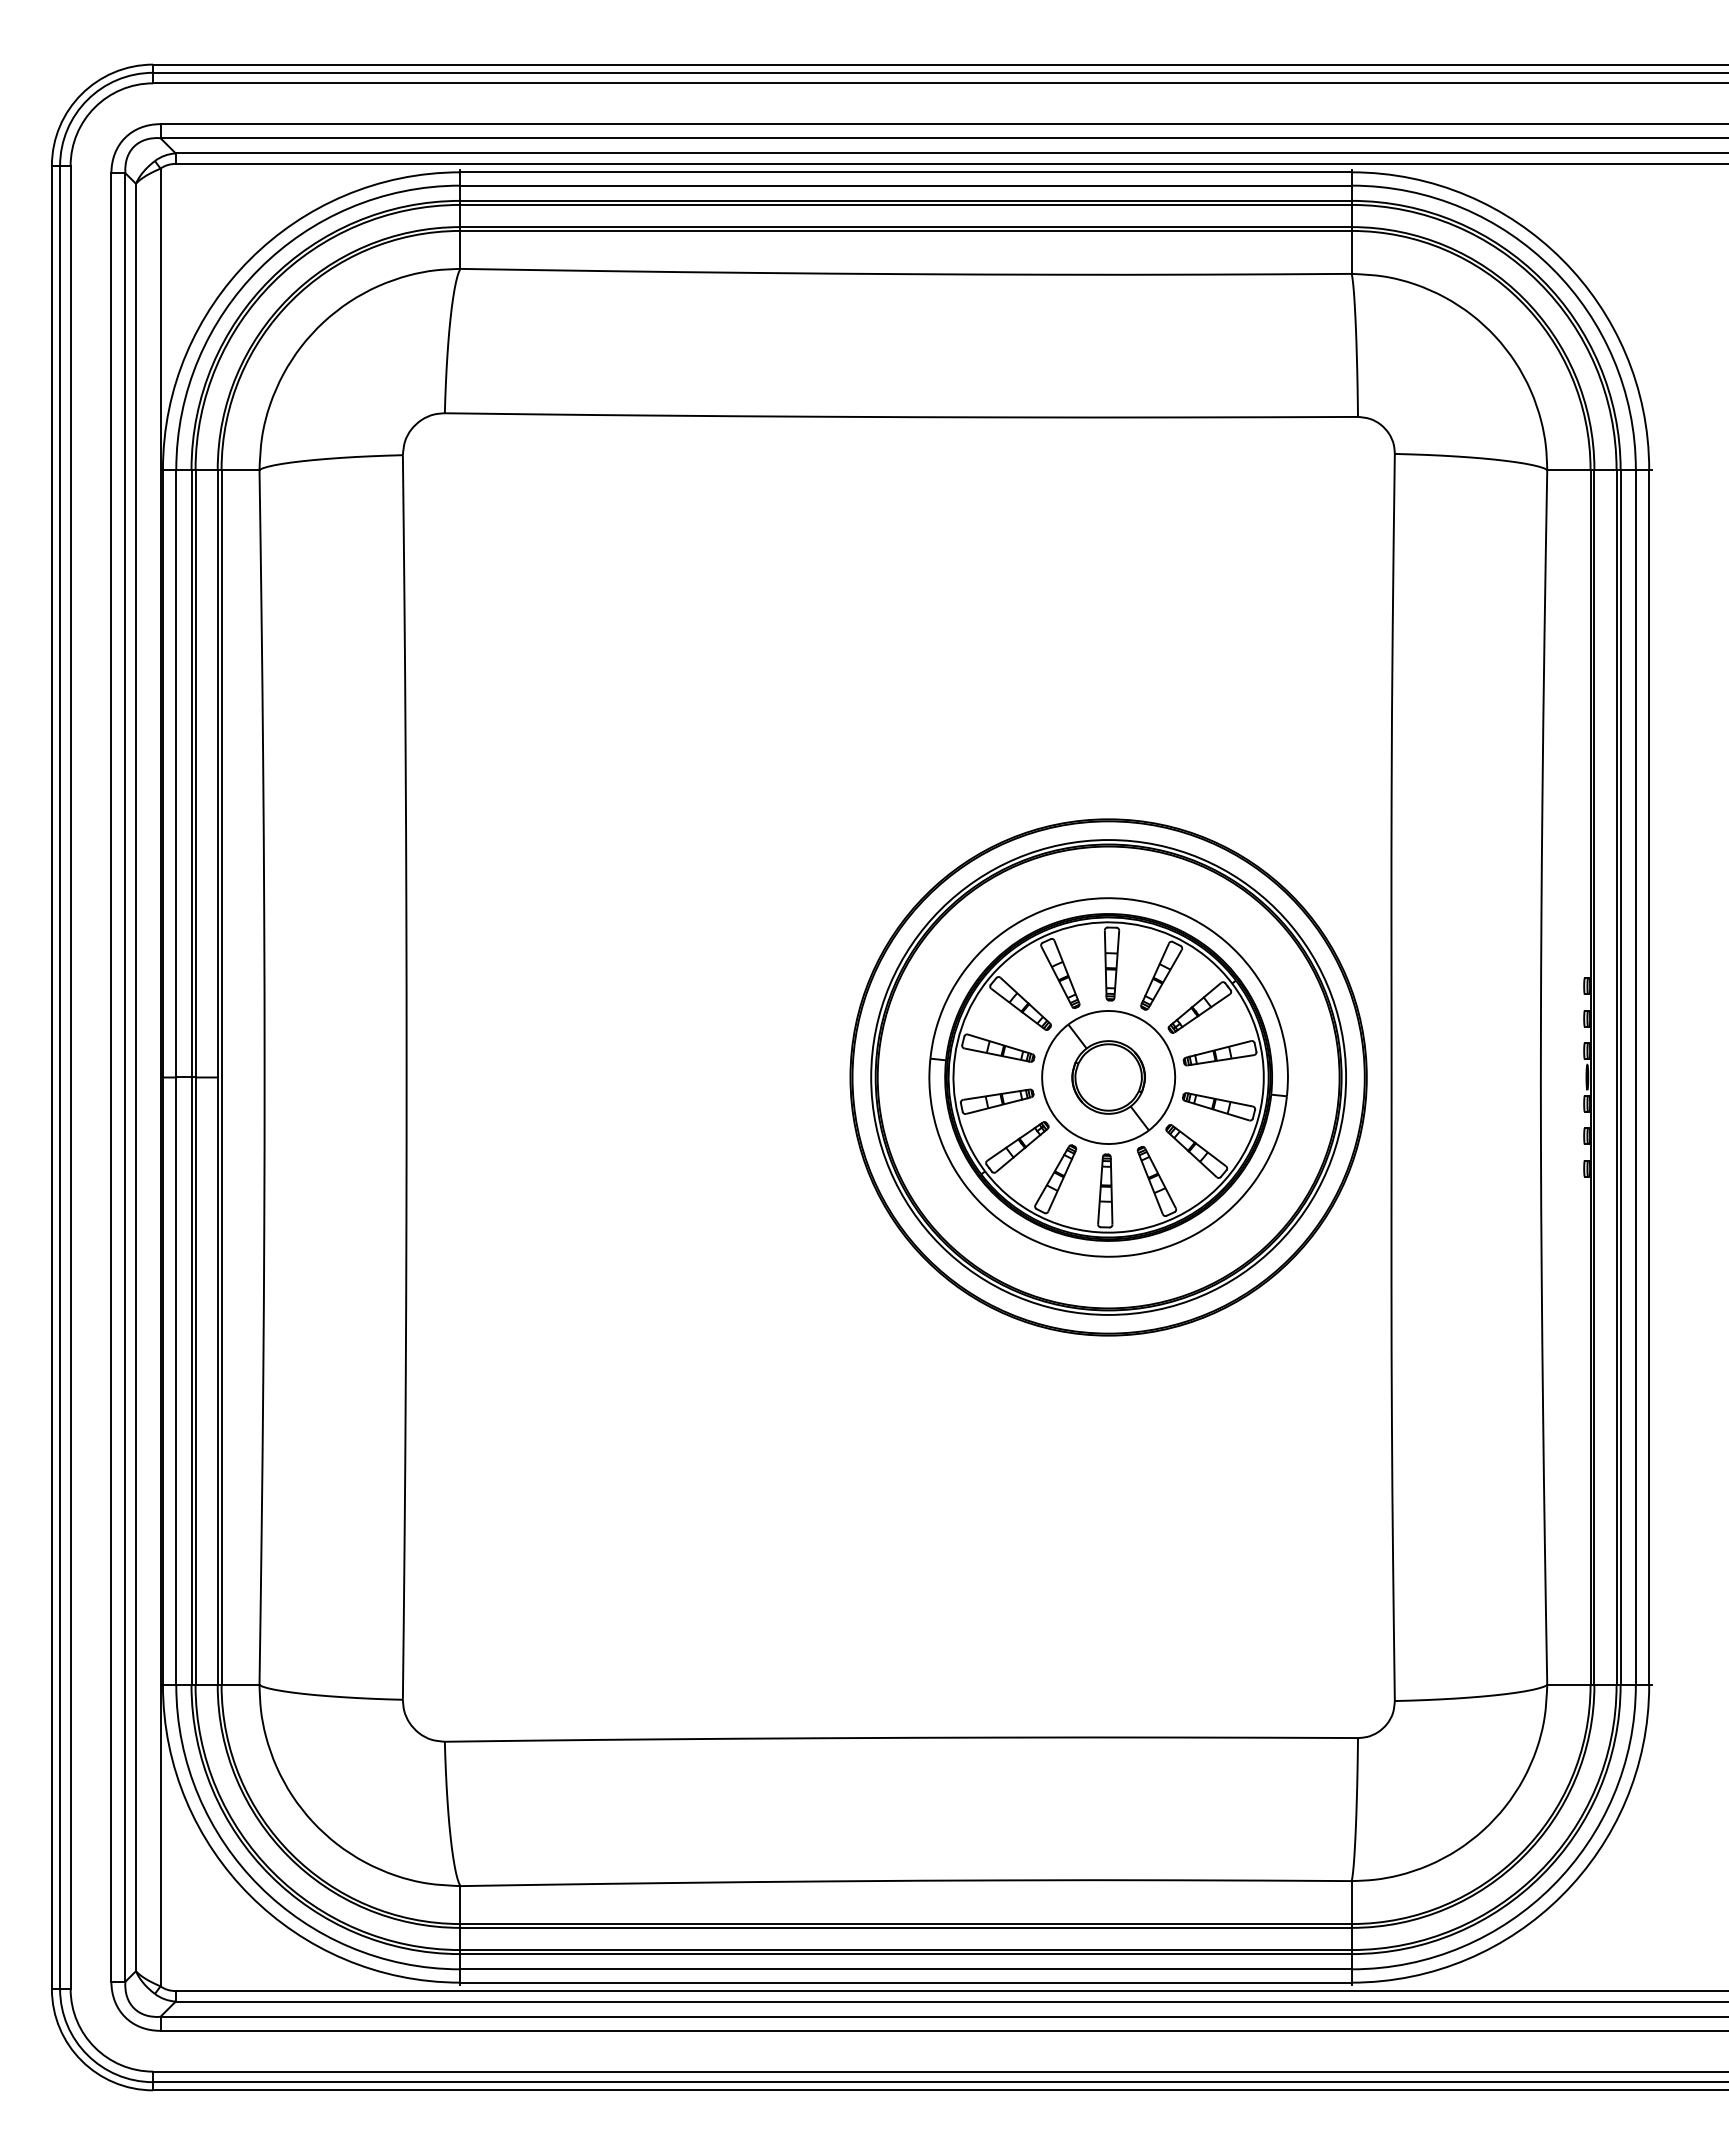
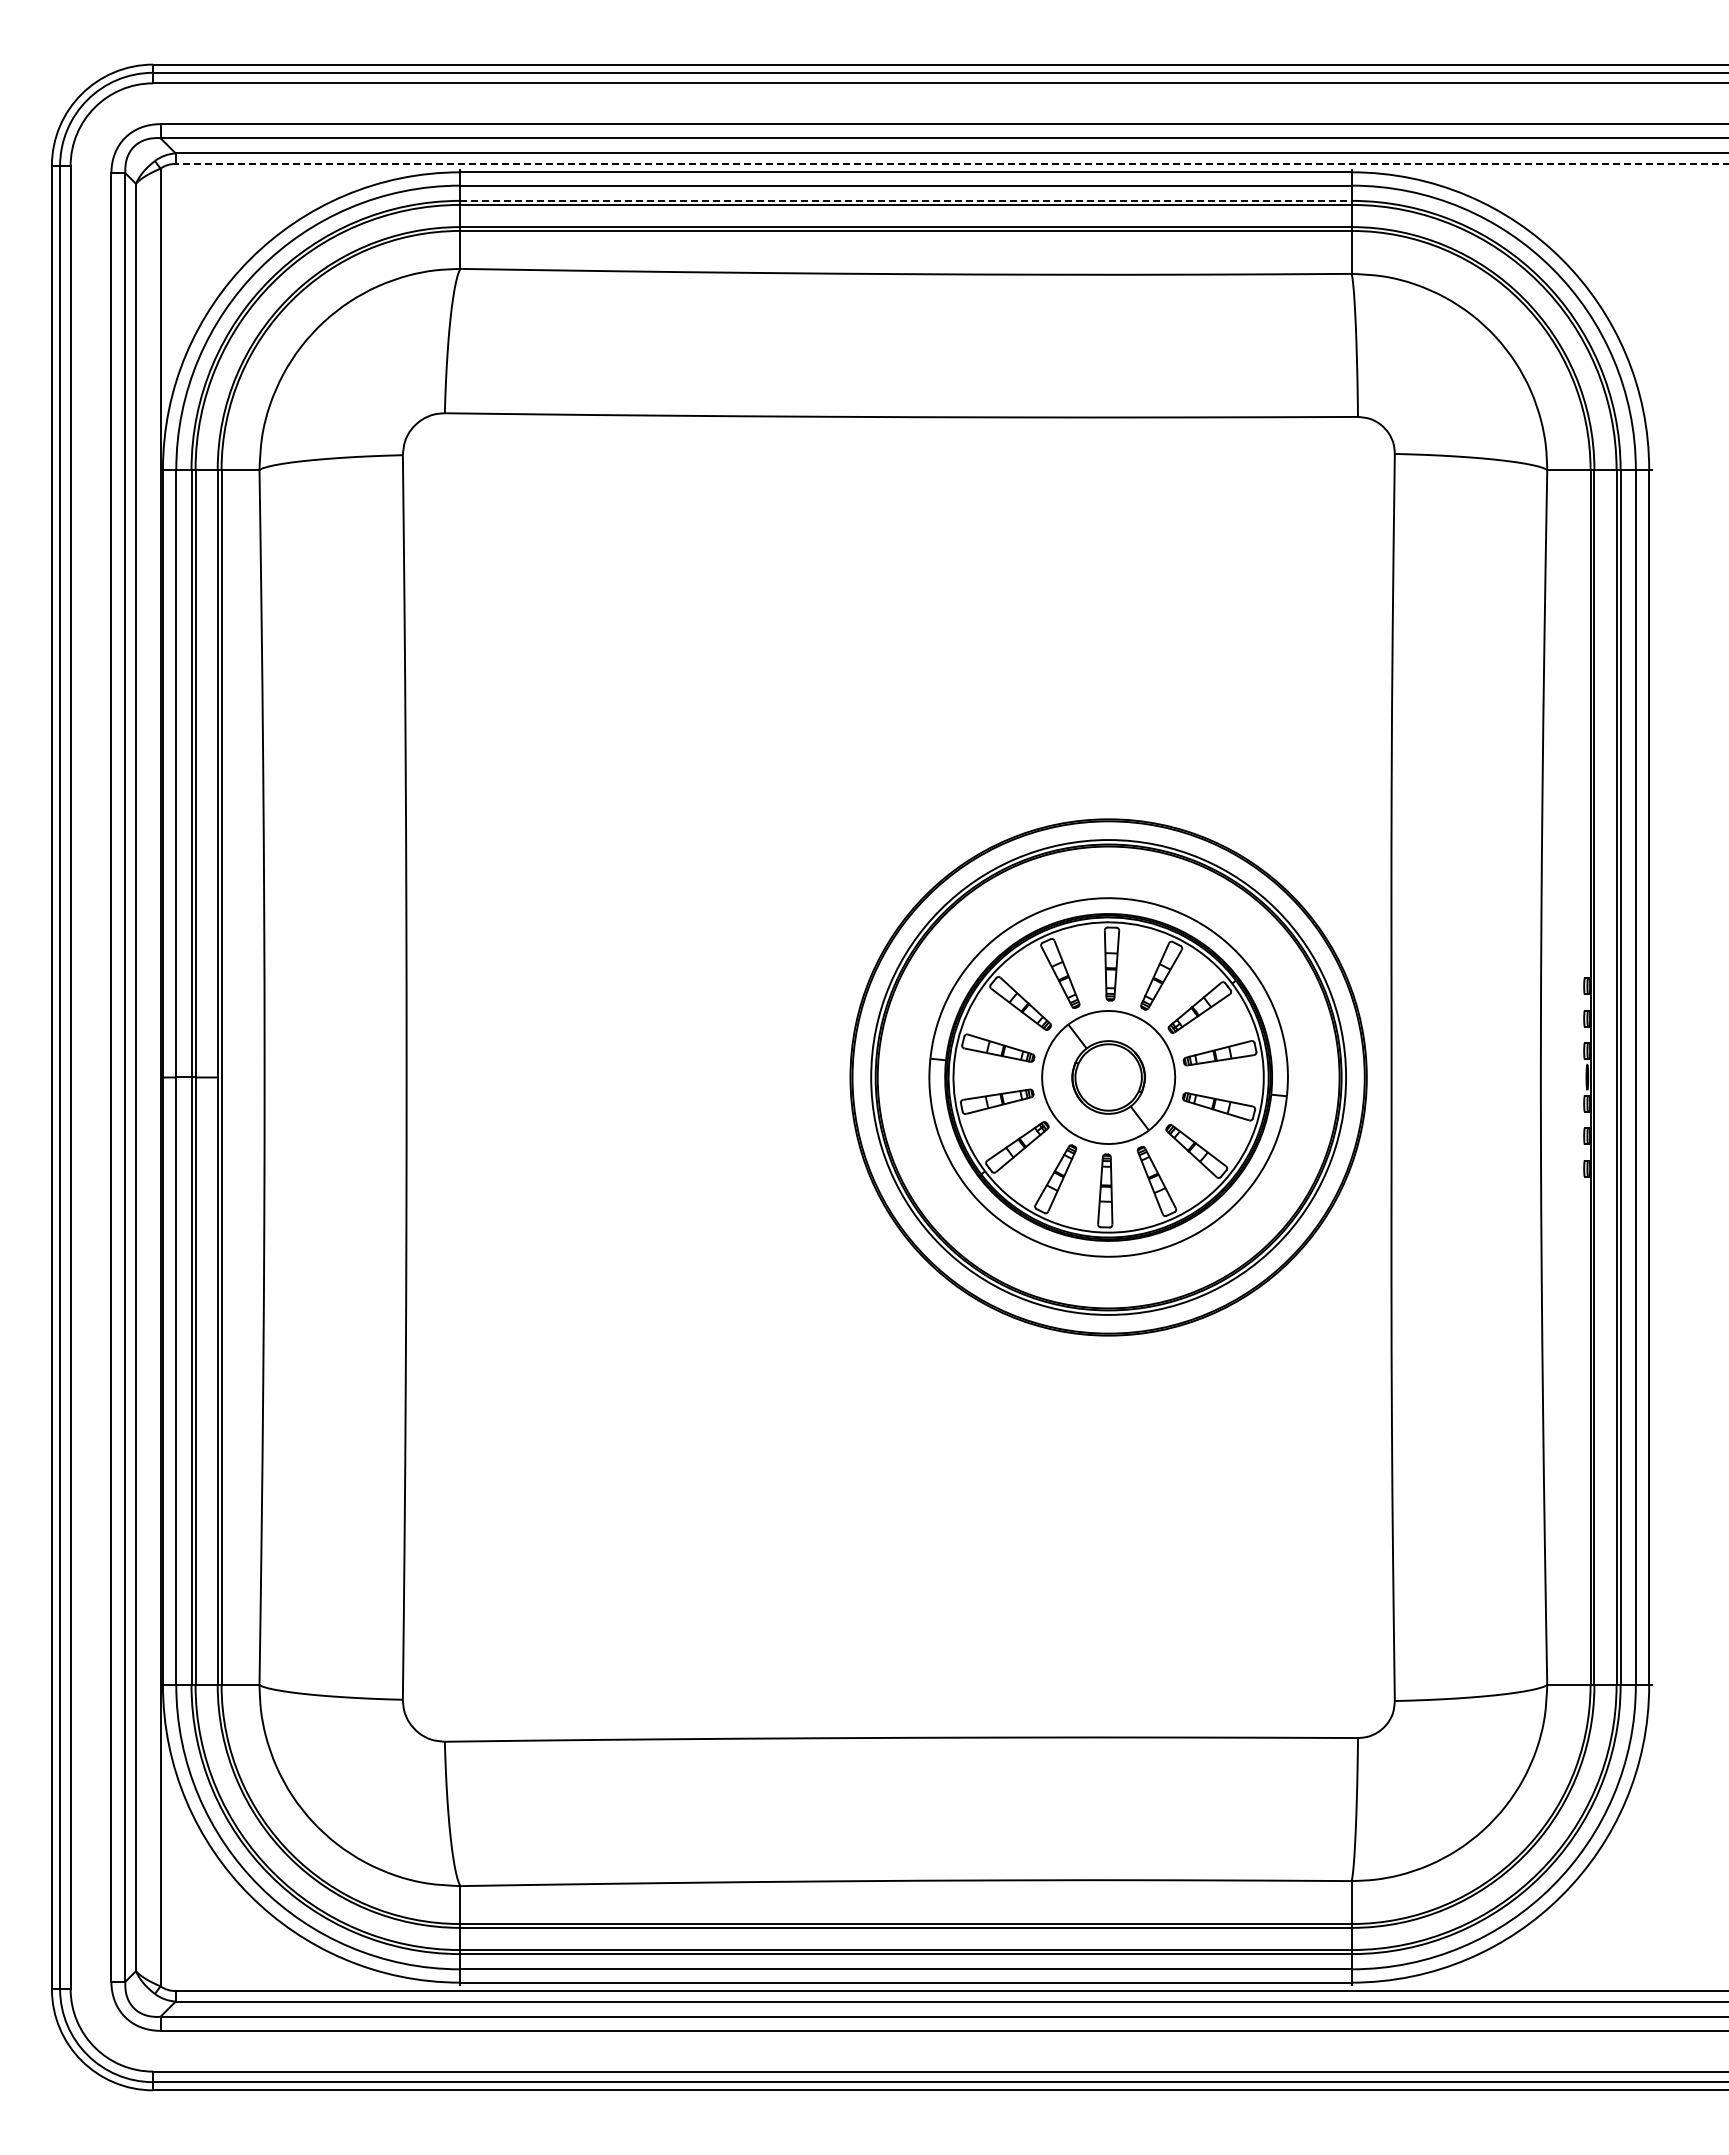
line: solid -> dashed (951, 163)
line: solid -> dashed (906, 200)
